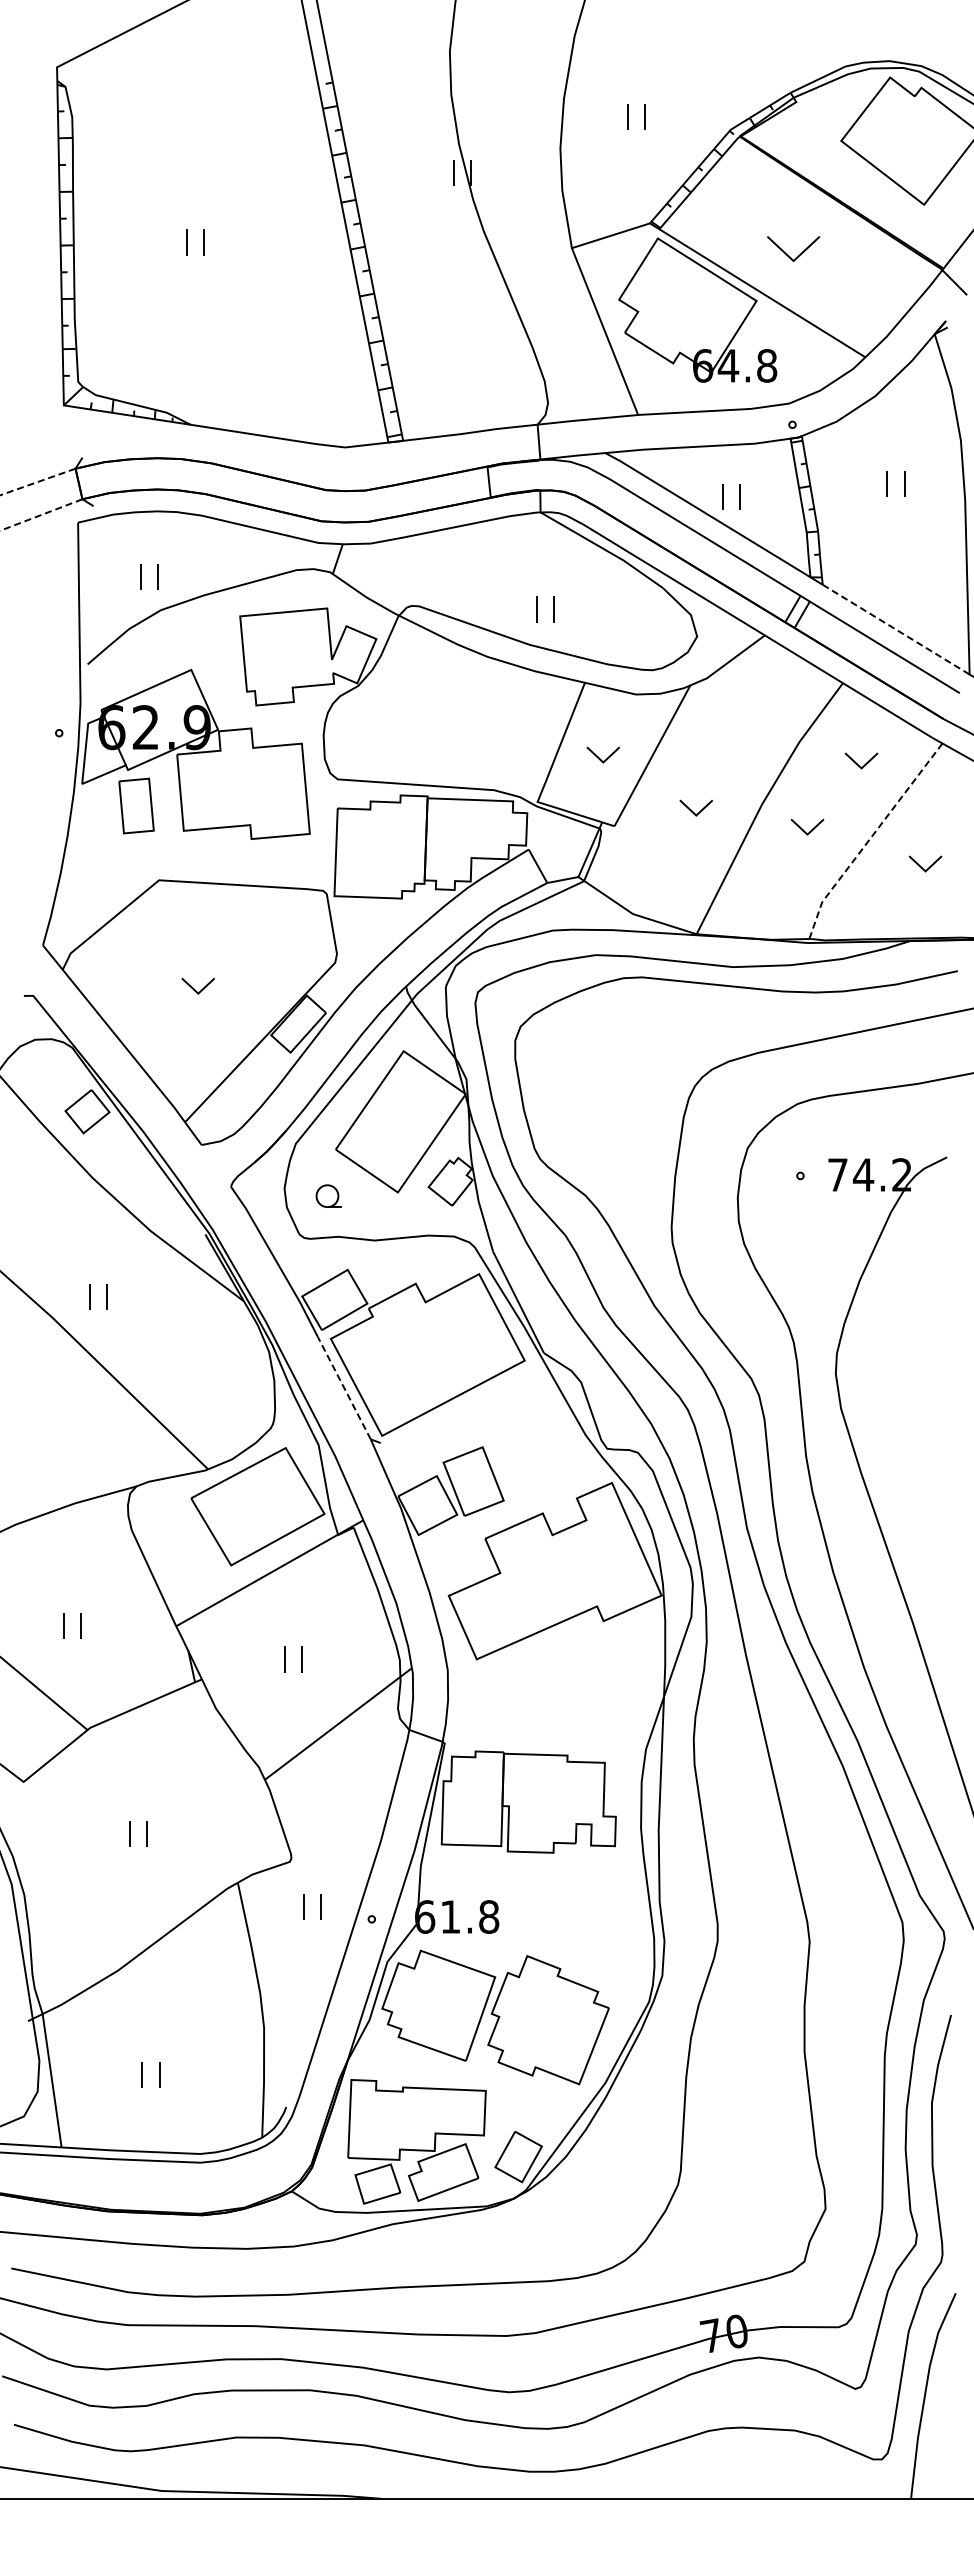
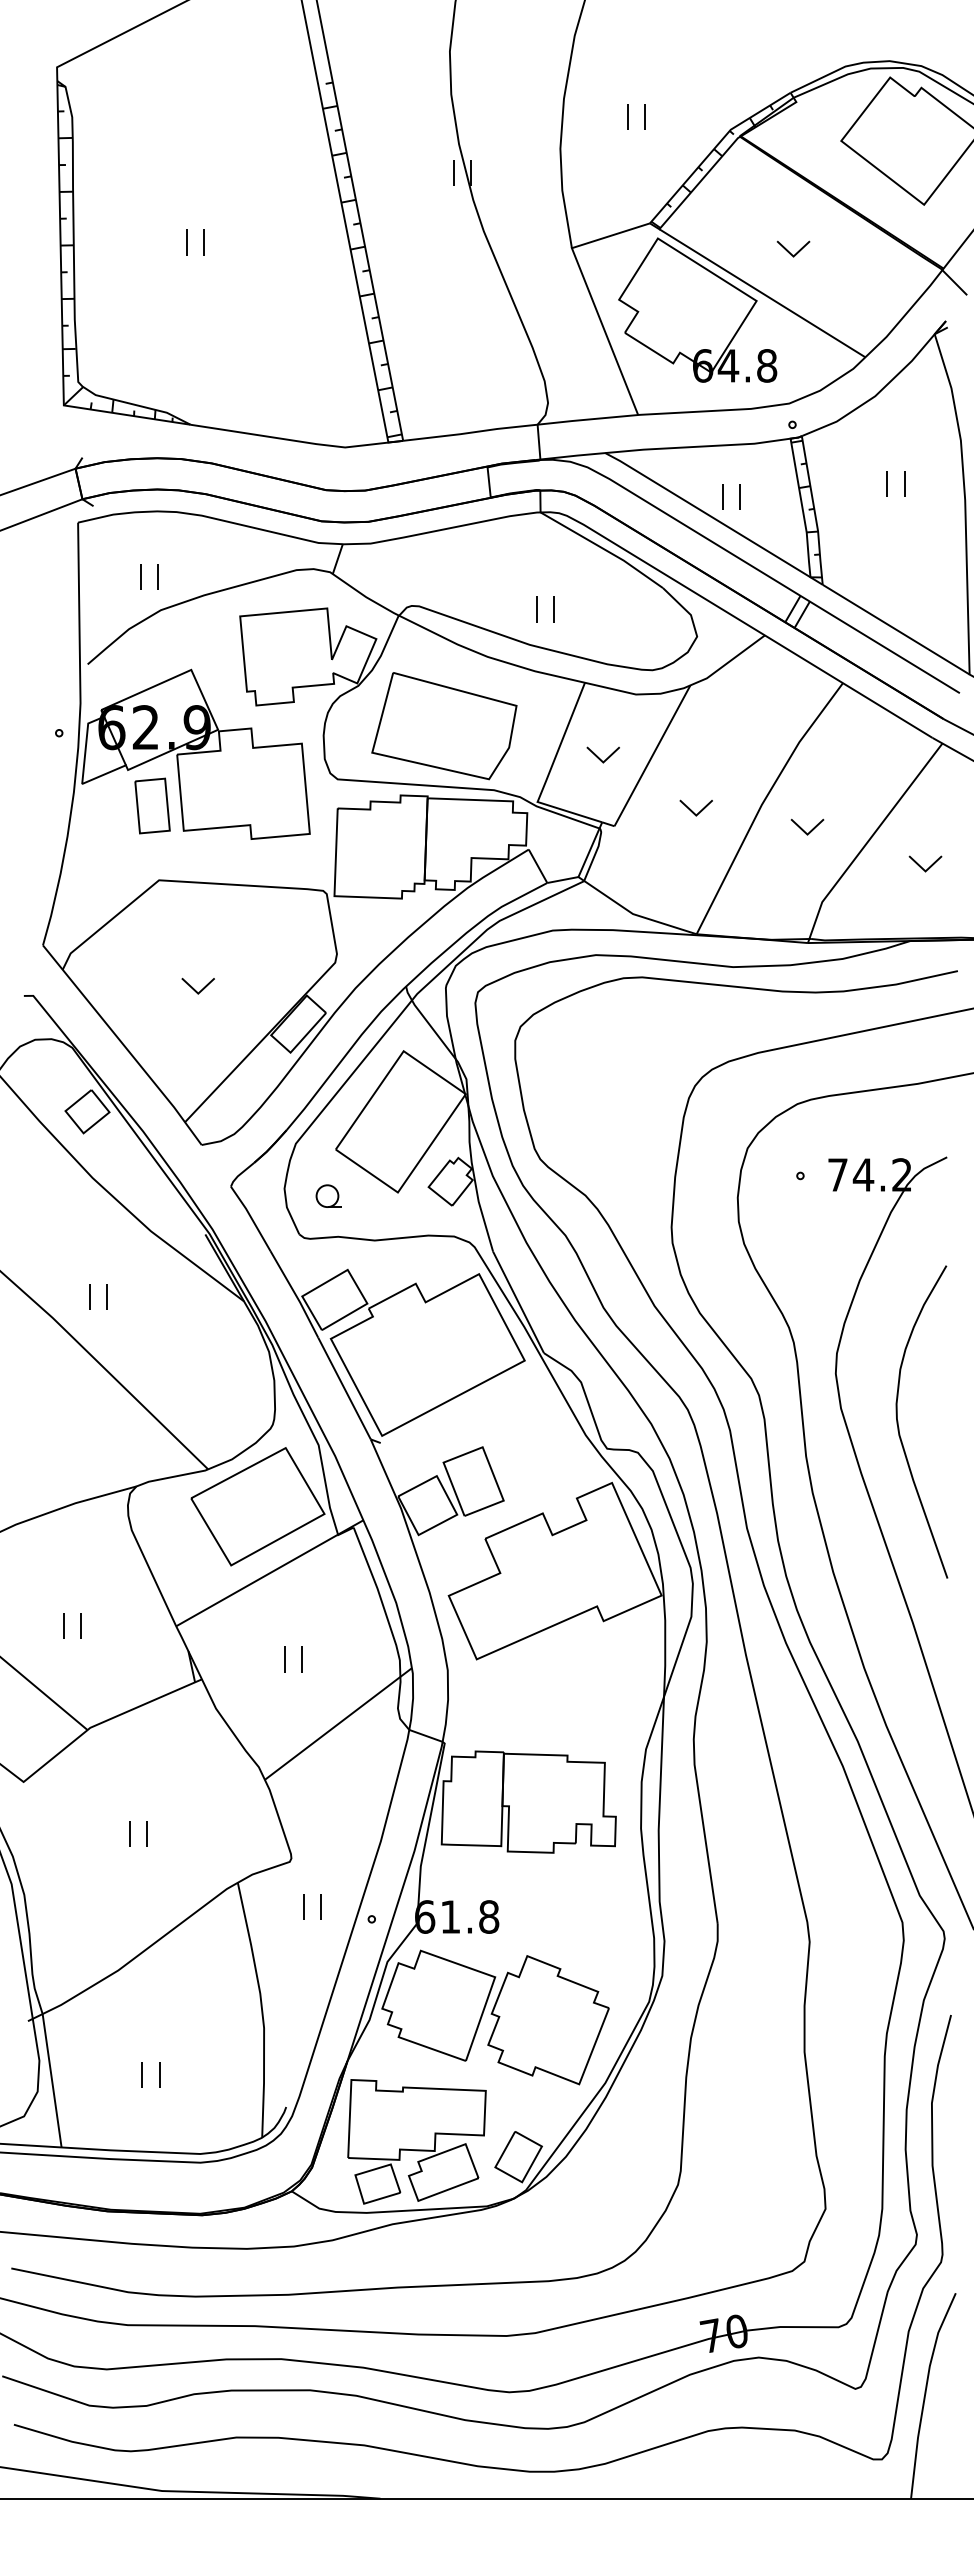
part size: 54x27 px -> 35x18 px (793, 248)
line: dashed -> solid (38, 481)
line: dashed -> solid (40, 515)
line: dashed -> solid (896, 629)
part: none -> present (444, 726)
part: present -> none (861, 760)
part position: (136, 805) -> (152, 805) (152, 805)
line: dashed -> solid (868, 841)
line: dashed -> solid (344, 1388)
curve: none -> present (899, 1427)
